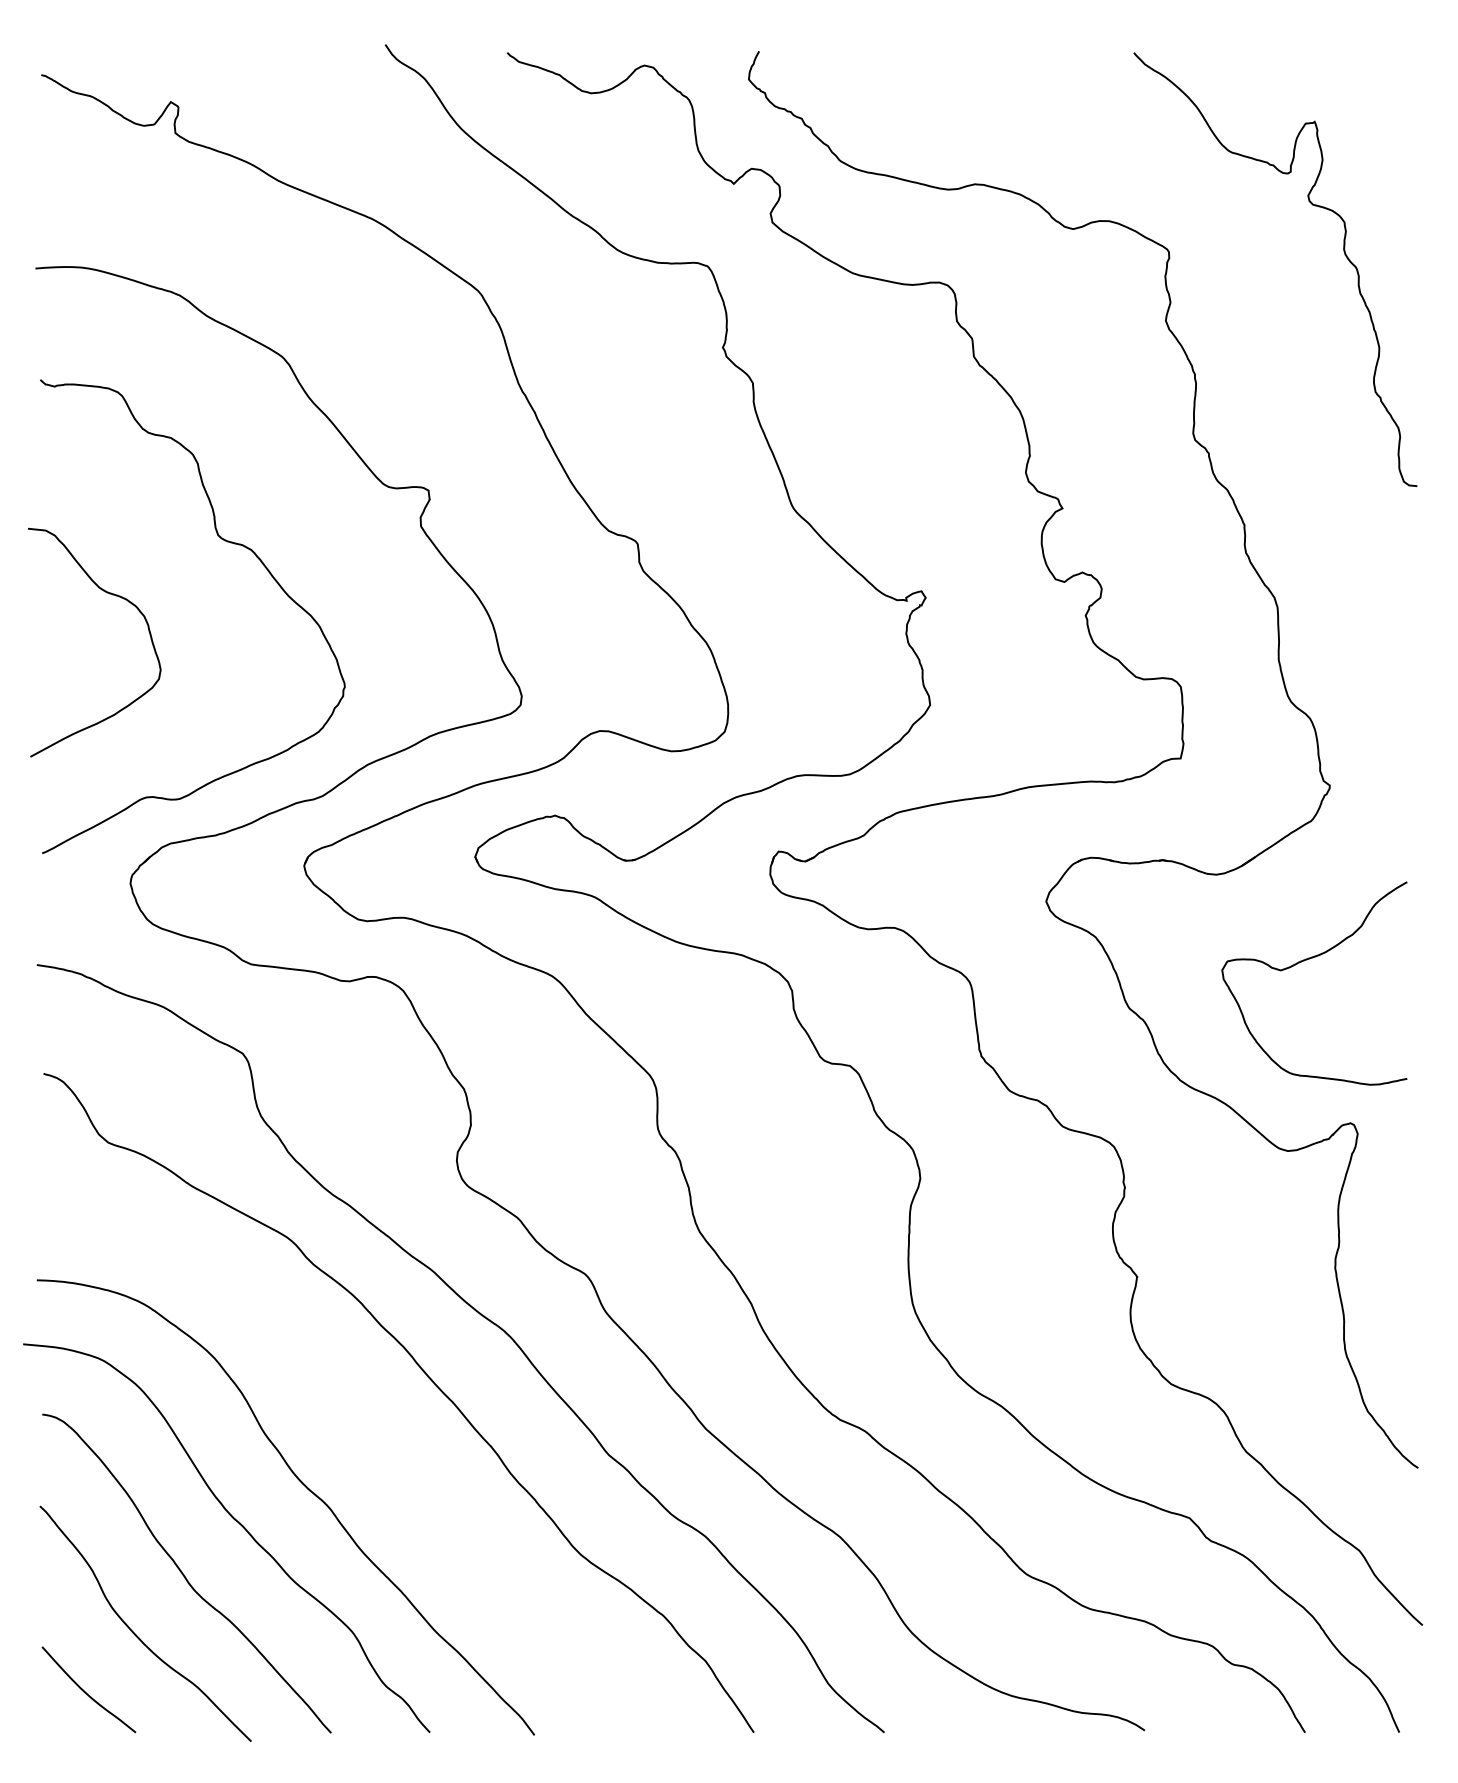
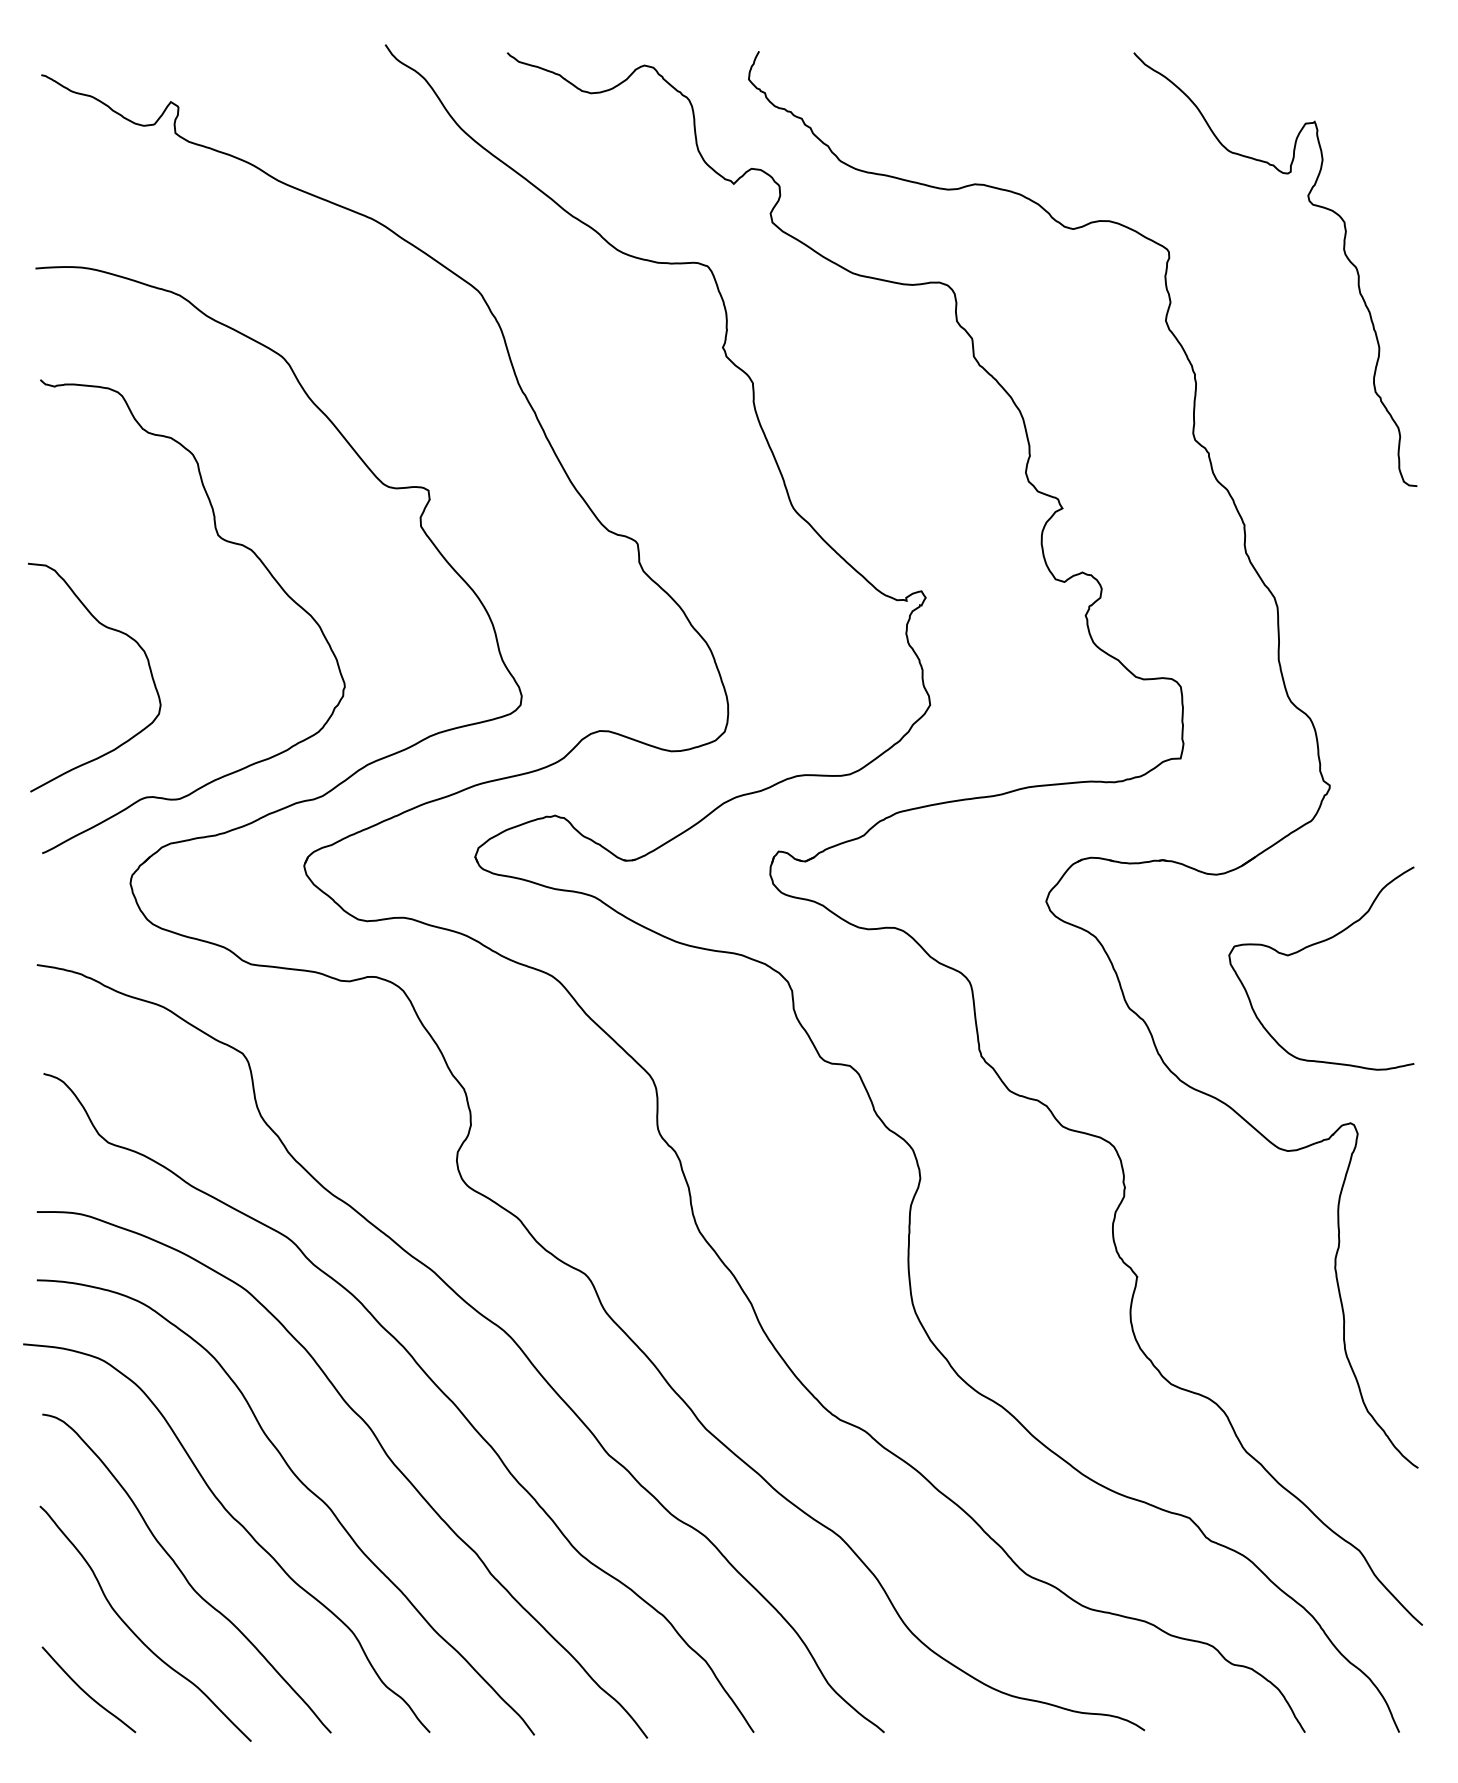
curve position: (109, 594) -> (109, 629) (109, 629)
curve position: (1307, 960) -> (1314, 945) (1314, 945)
curve: none -> present (381, 1448)
